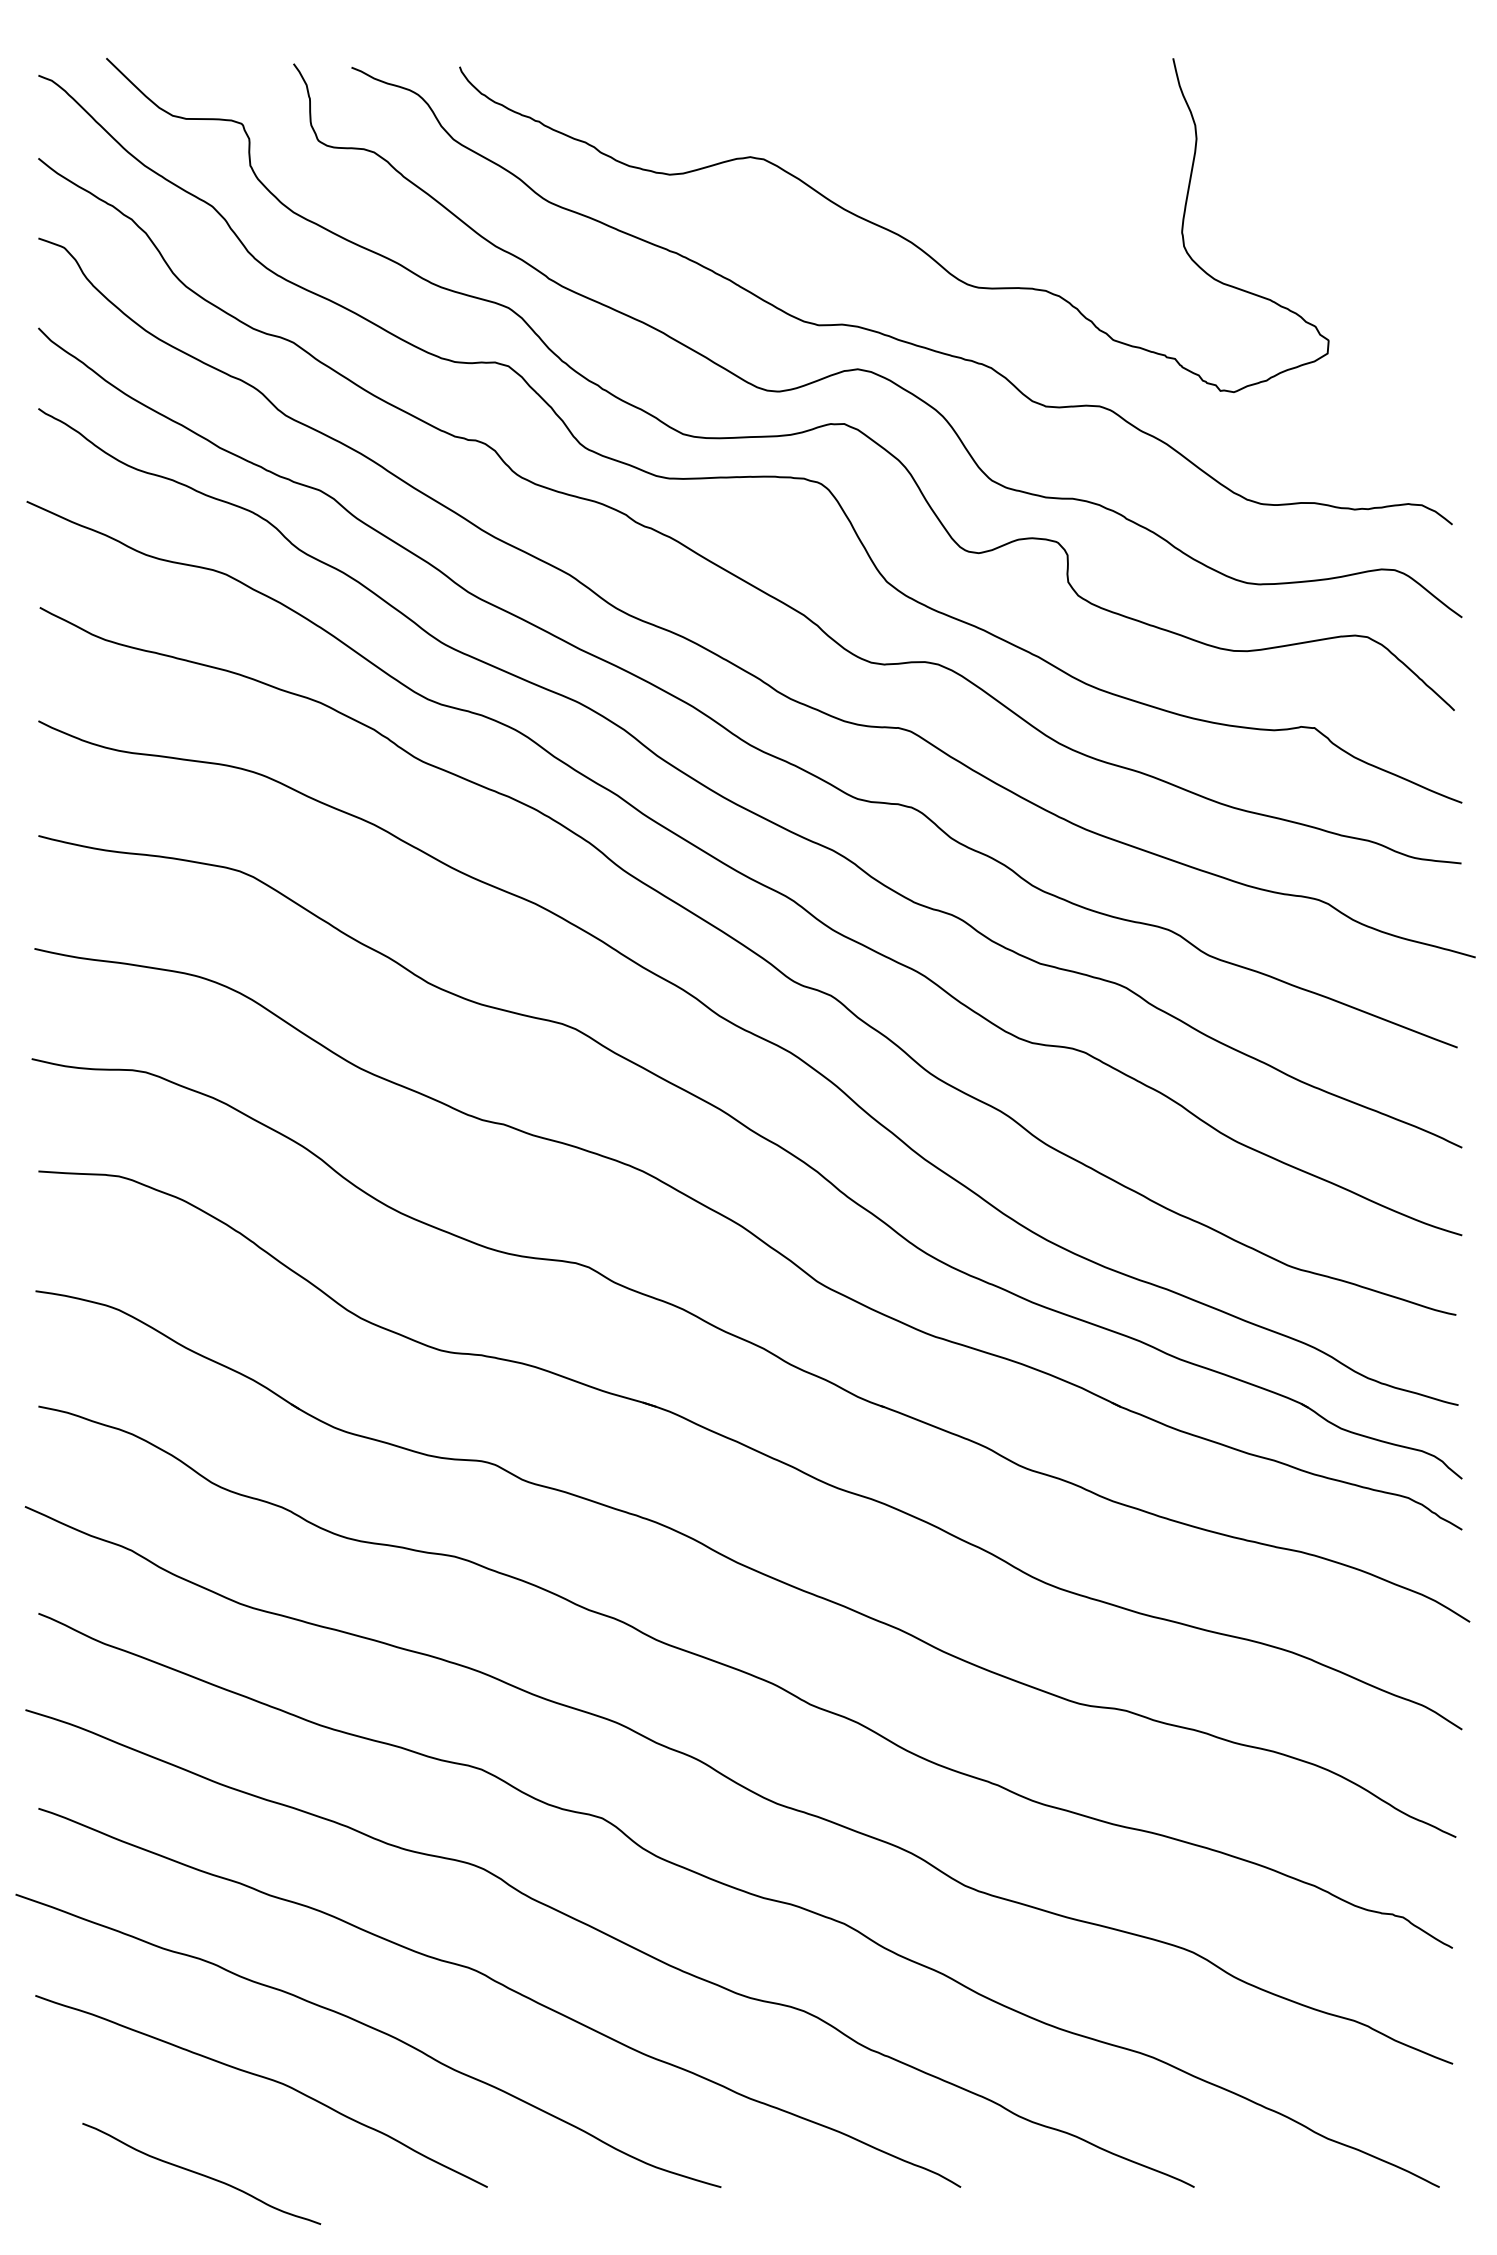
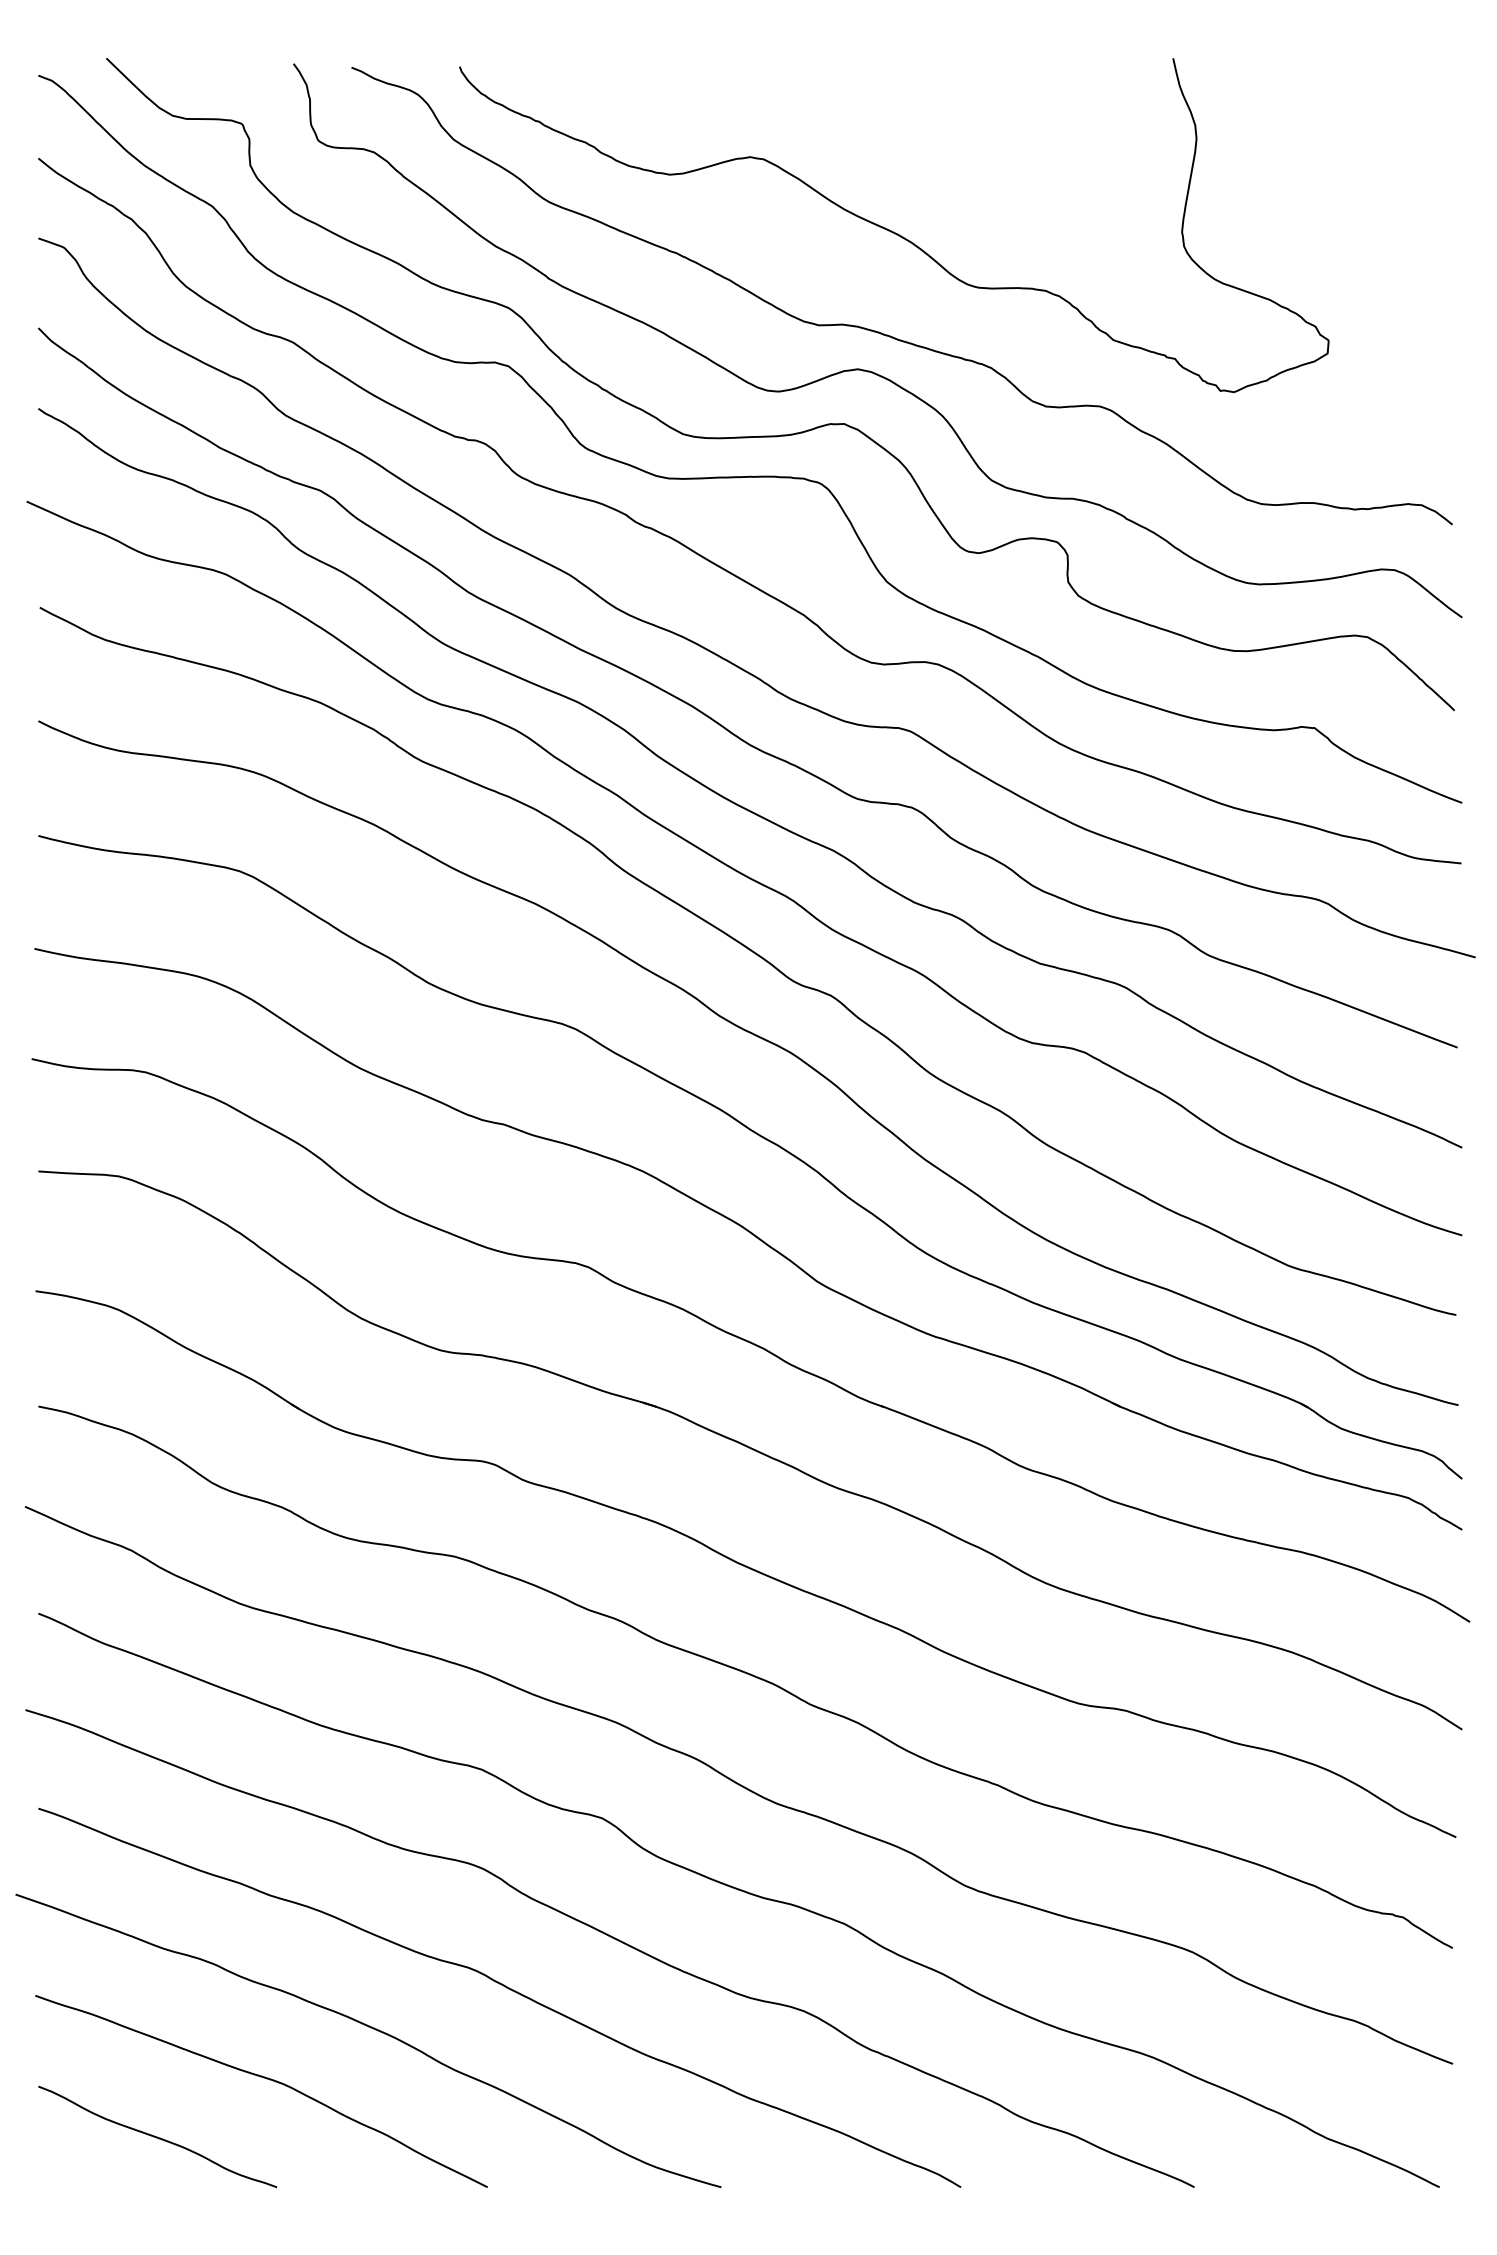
curve position: (201, 2173) -> (157, 2136) (157, 2136)
